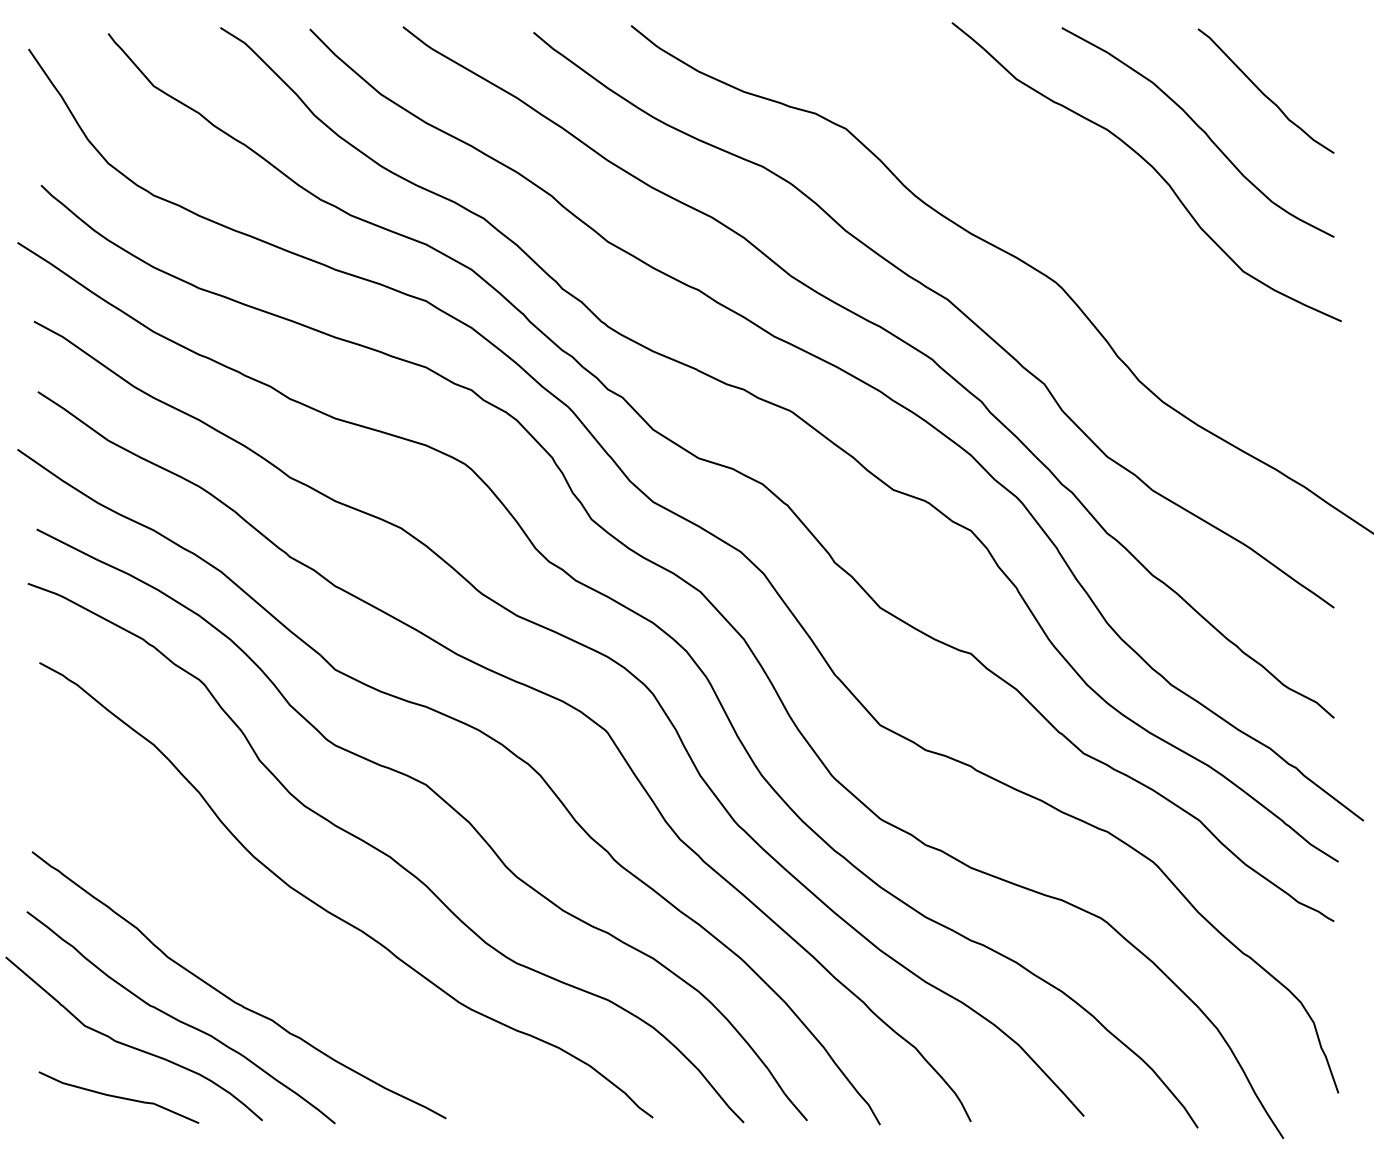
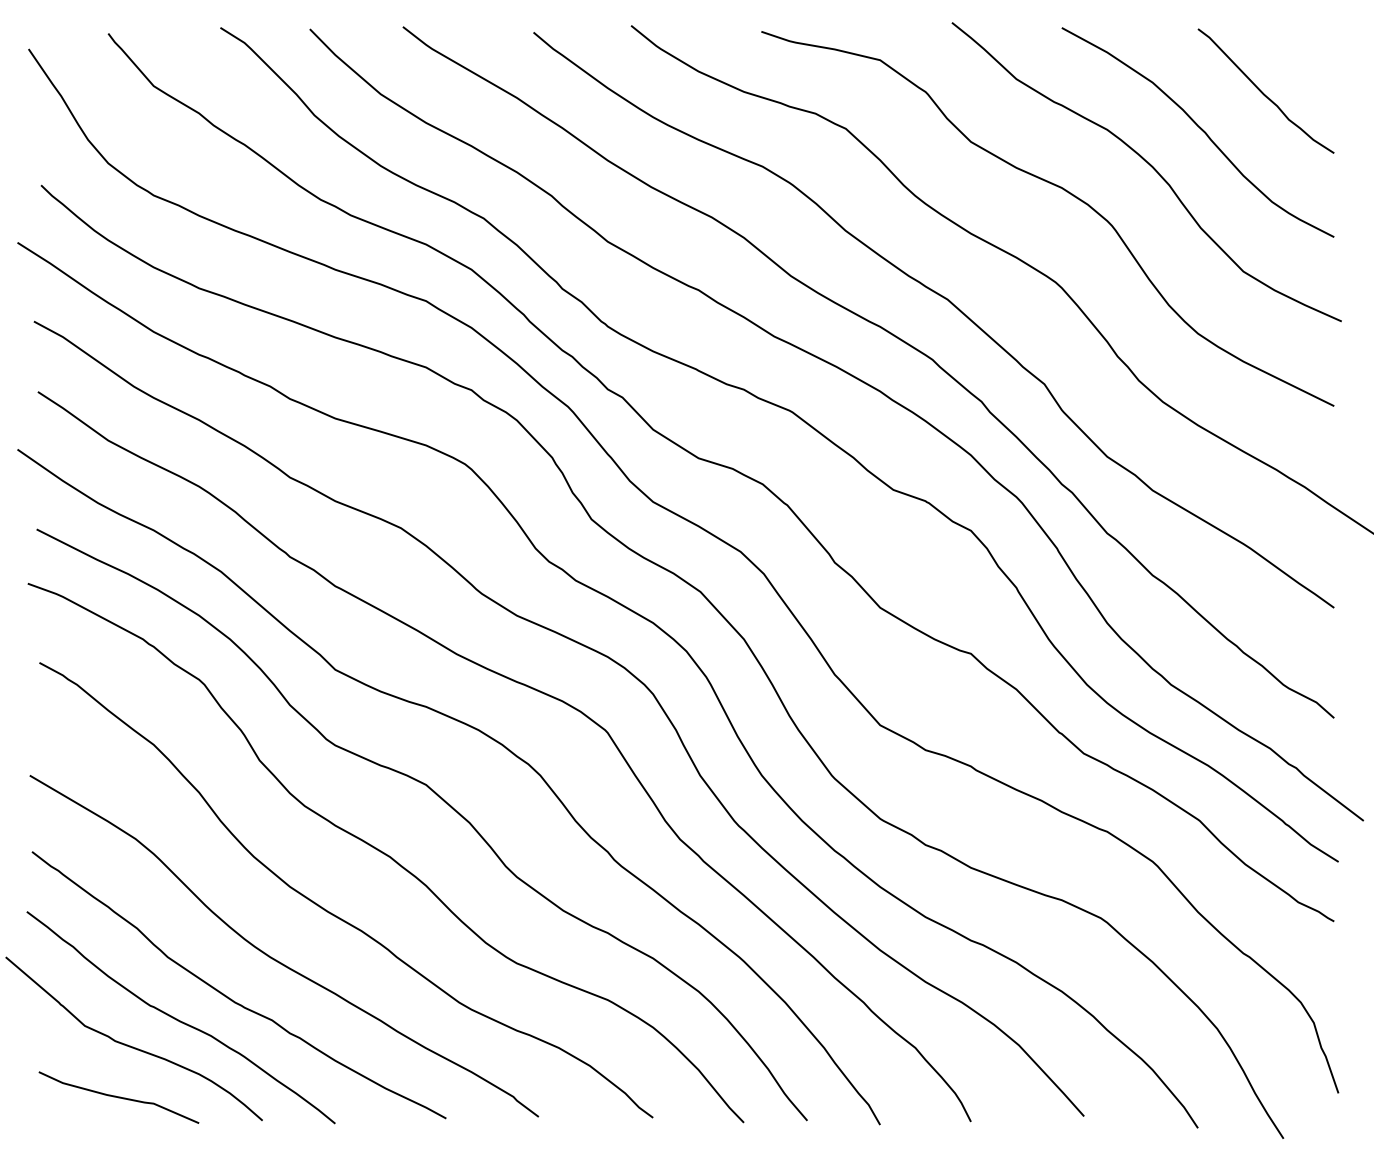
curve: none -> present (1063, 190)
curve: none -> present (278, 960)
